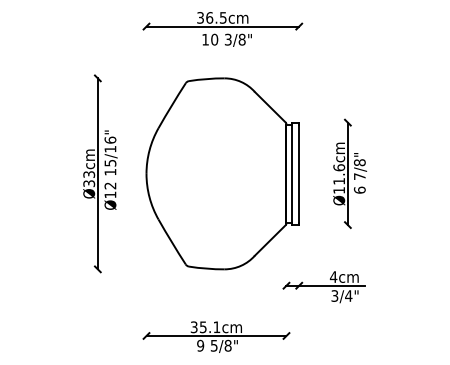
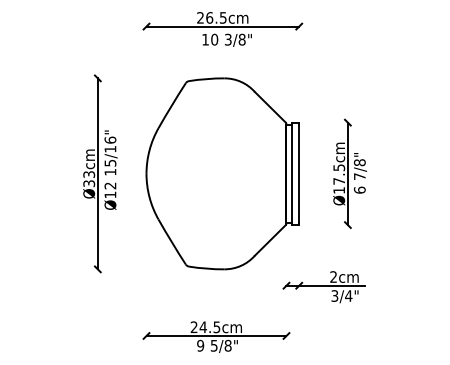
text: 36.5cm -> 26.5cm (200, 17)
text: Ø11.6cm -> Ø17.5cm (339, 174)
text: 4cm -> 2cm (333, 276)
text: 35.1cm -> 24.5cm (205, 327)
